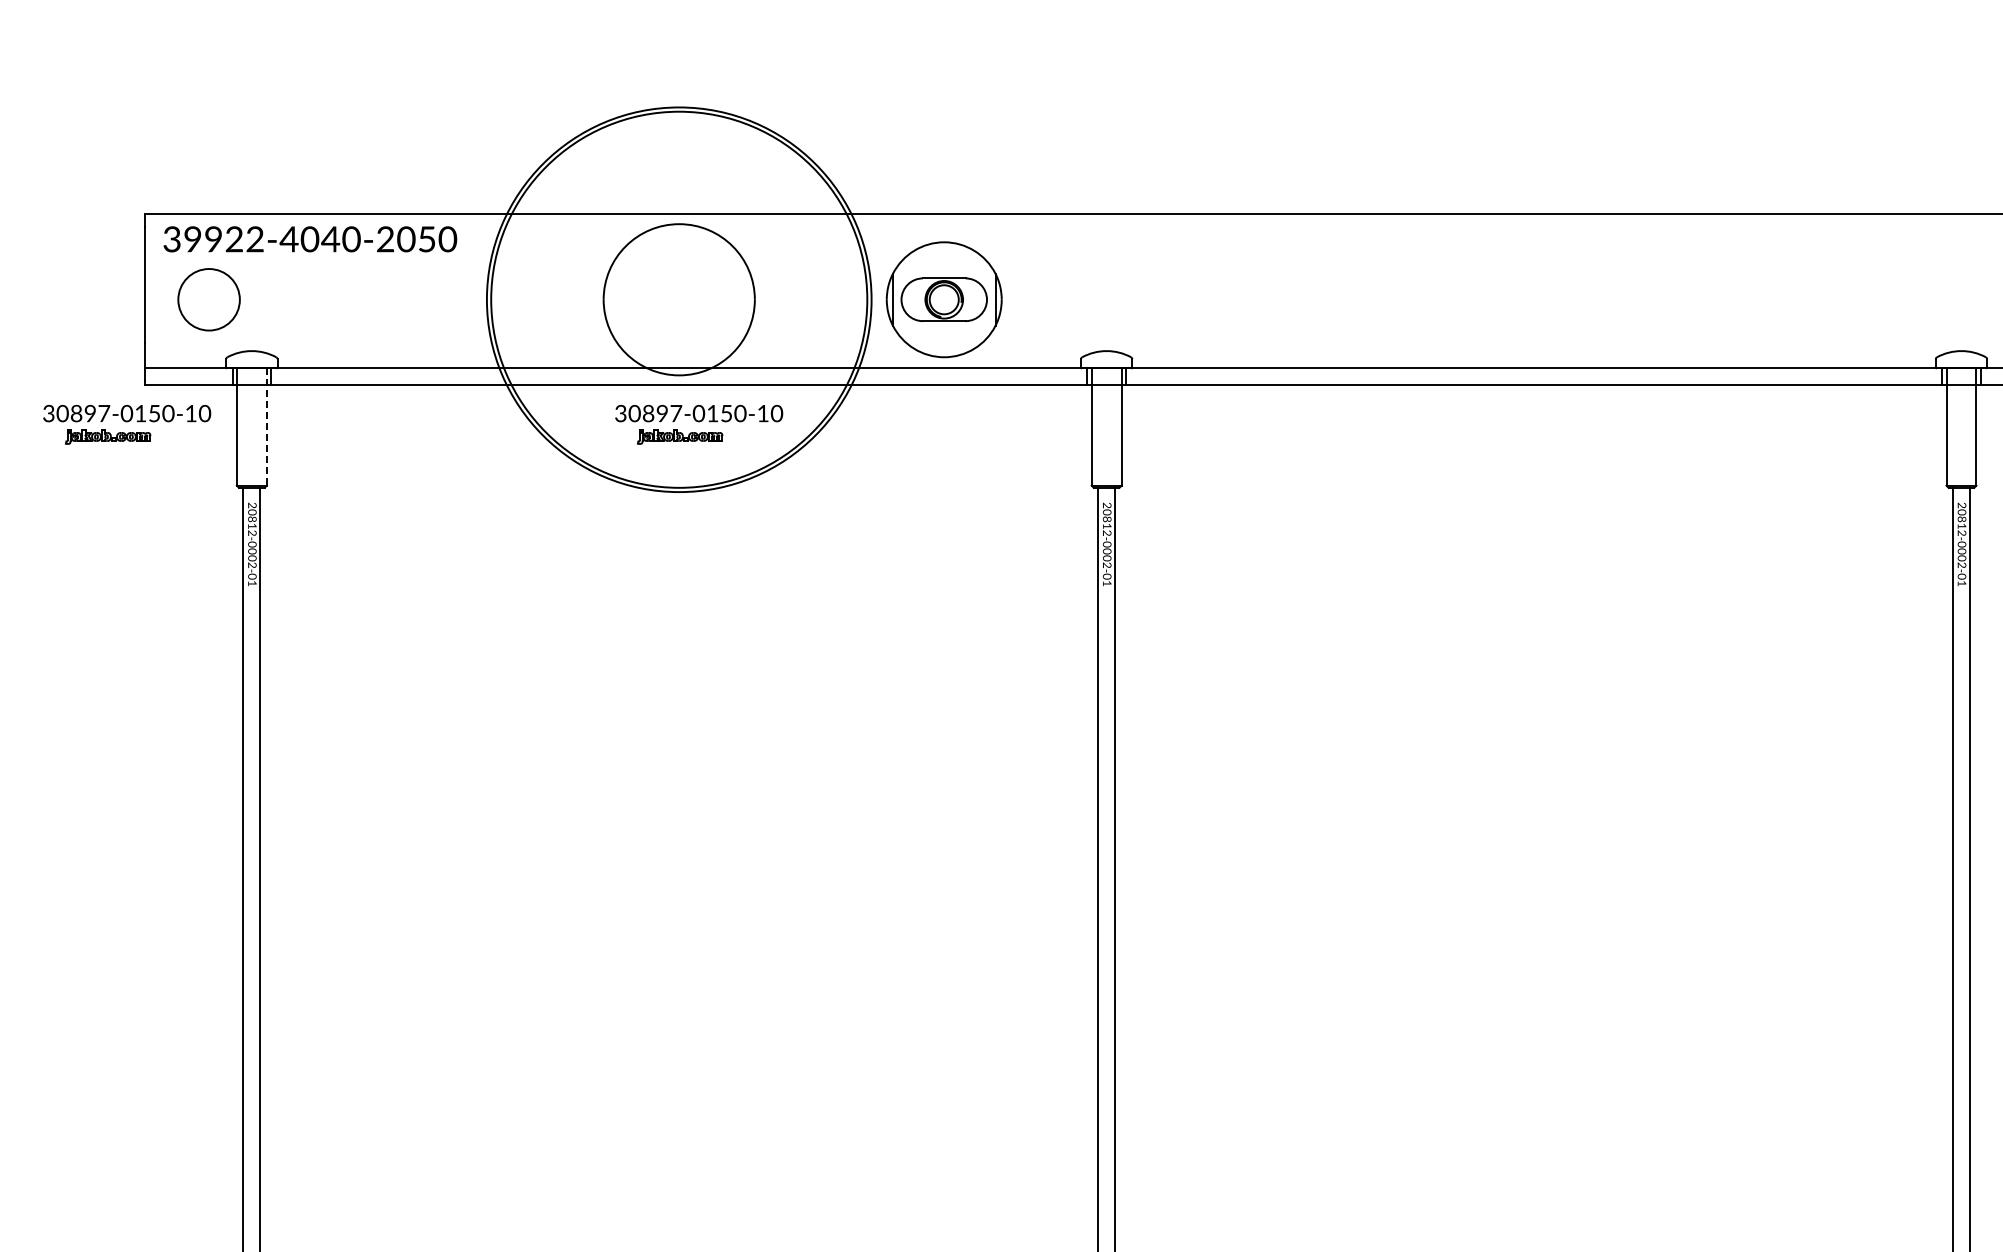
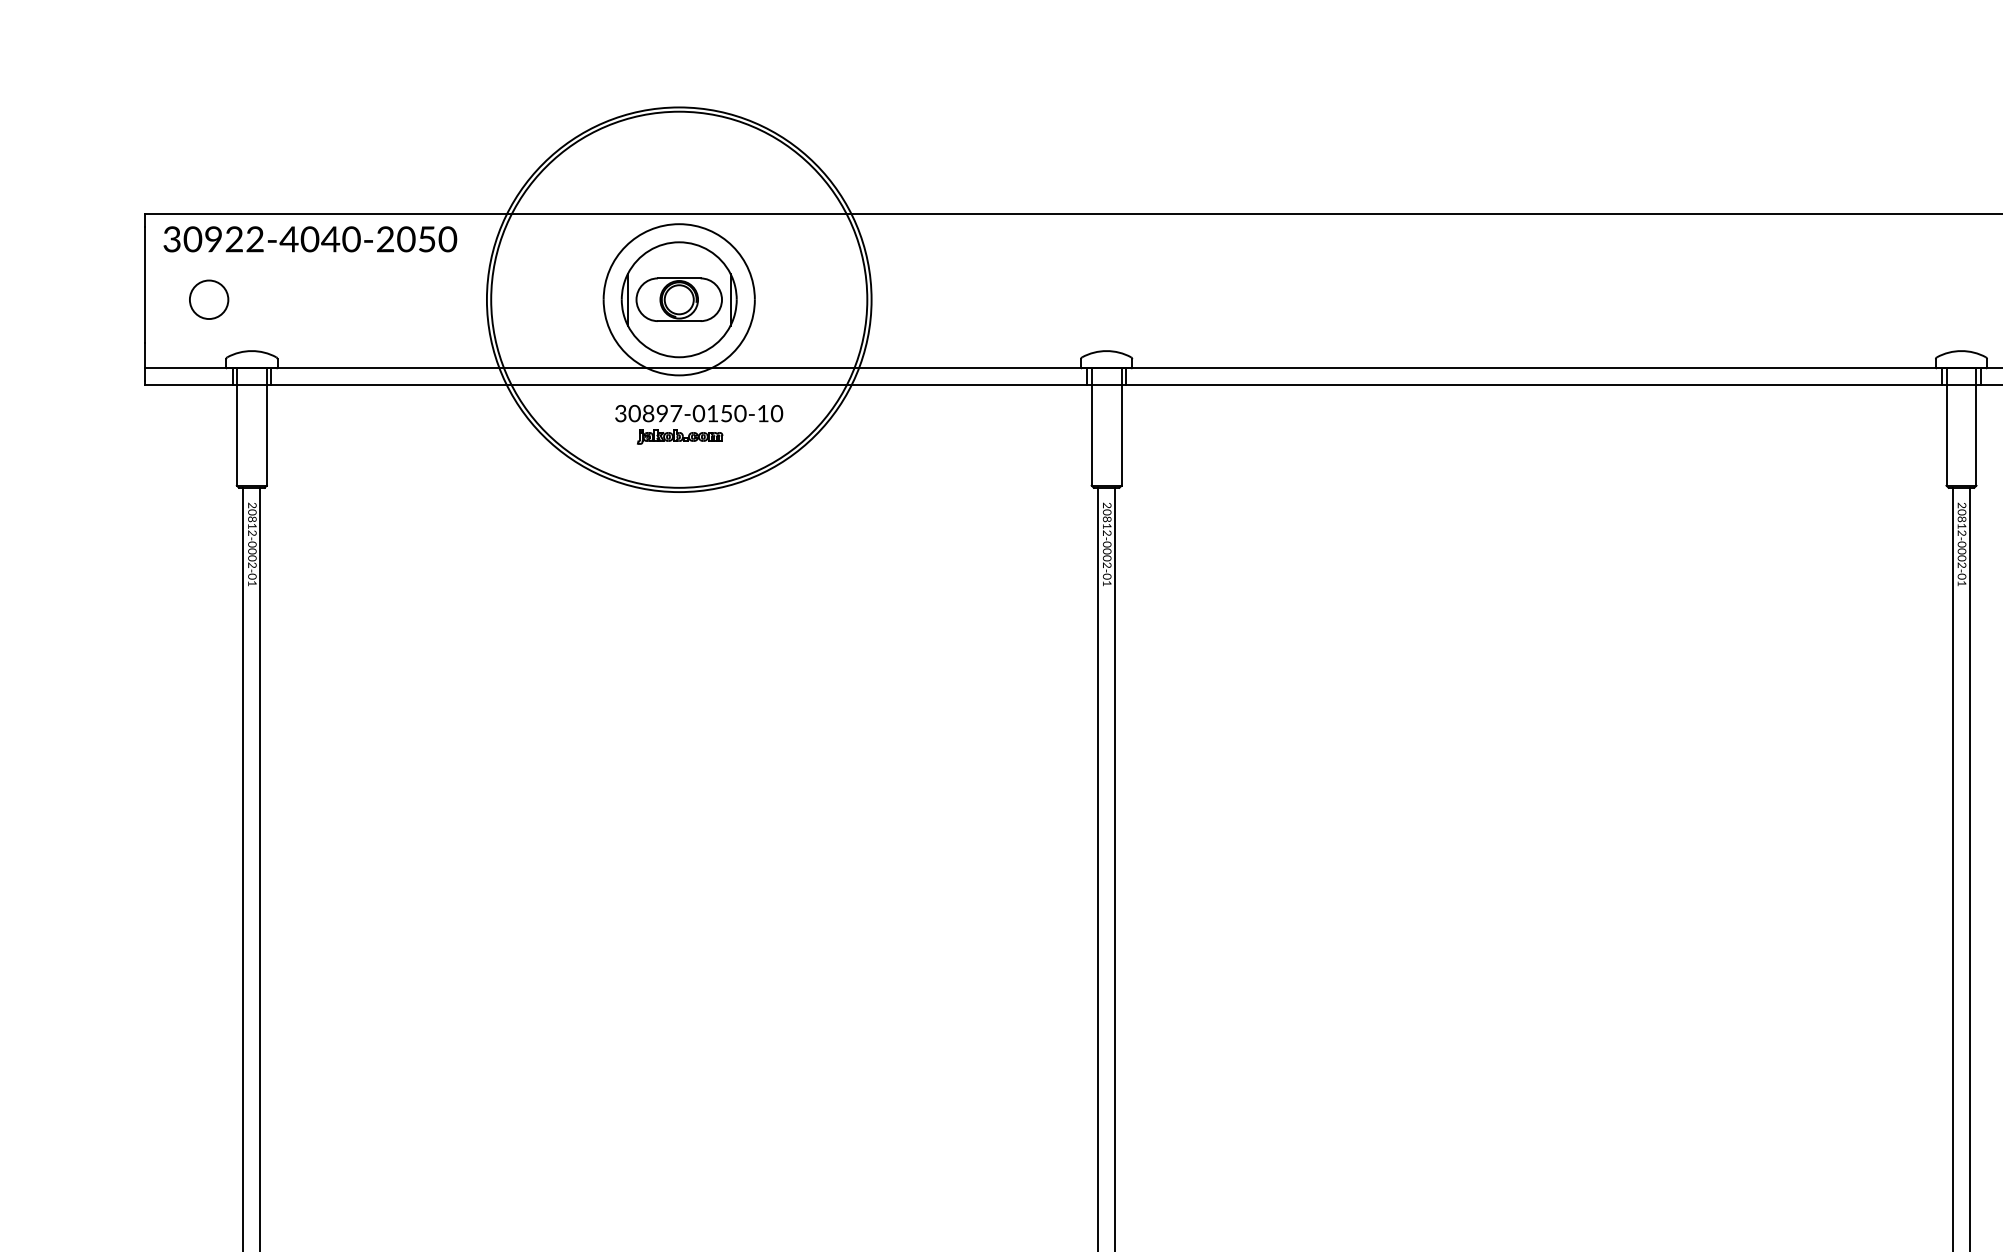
text: 39922-4040-2050 -> 30922-4040-2050 (192, 239)
circle diameter: 62 px -> 38 px (208, 299)
part position: (943, 299) -> (678, 299) (678, 299)
part: present -> none (127, 424)
line: dashed -> solid (266, 426)
